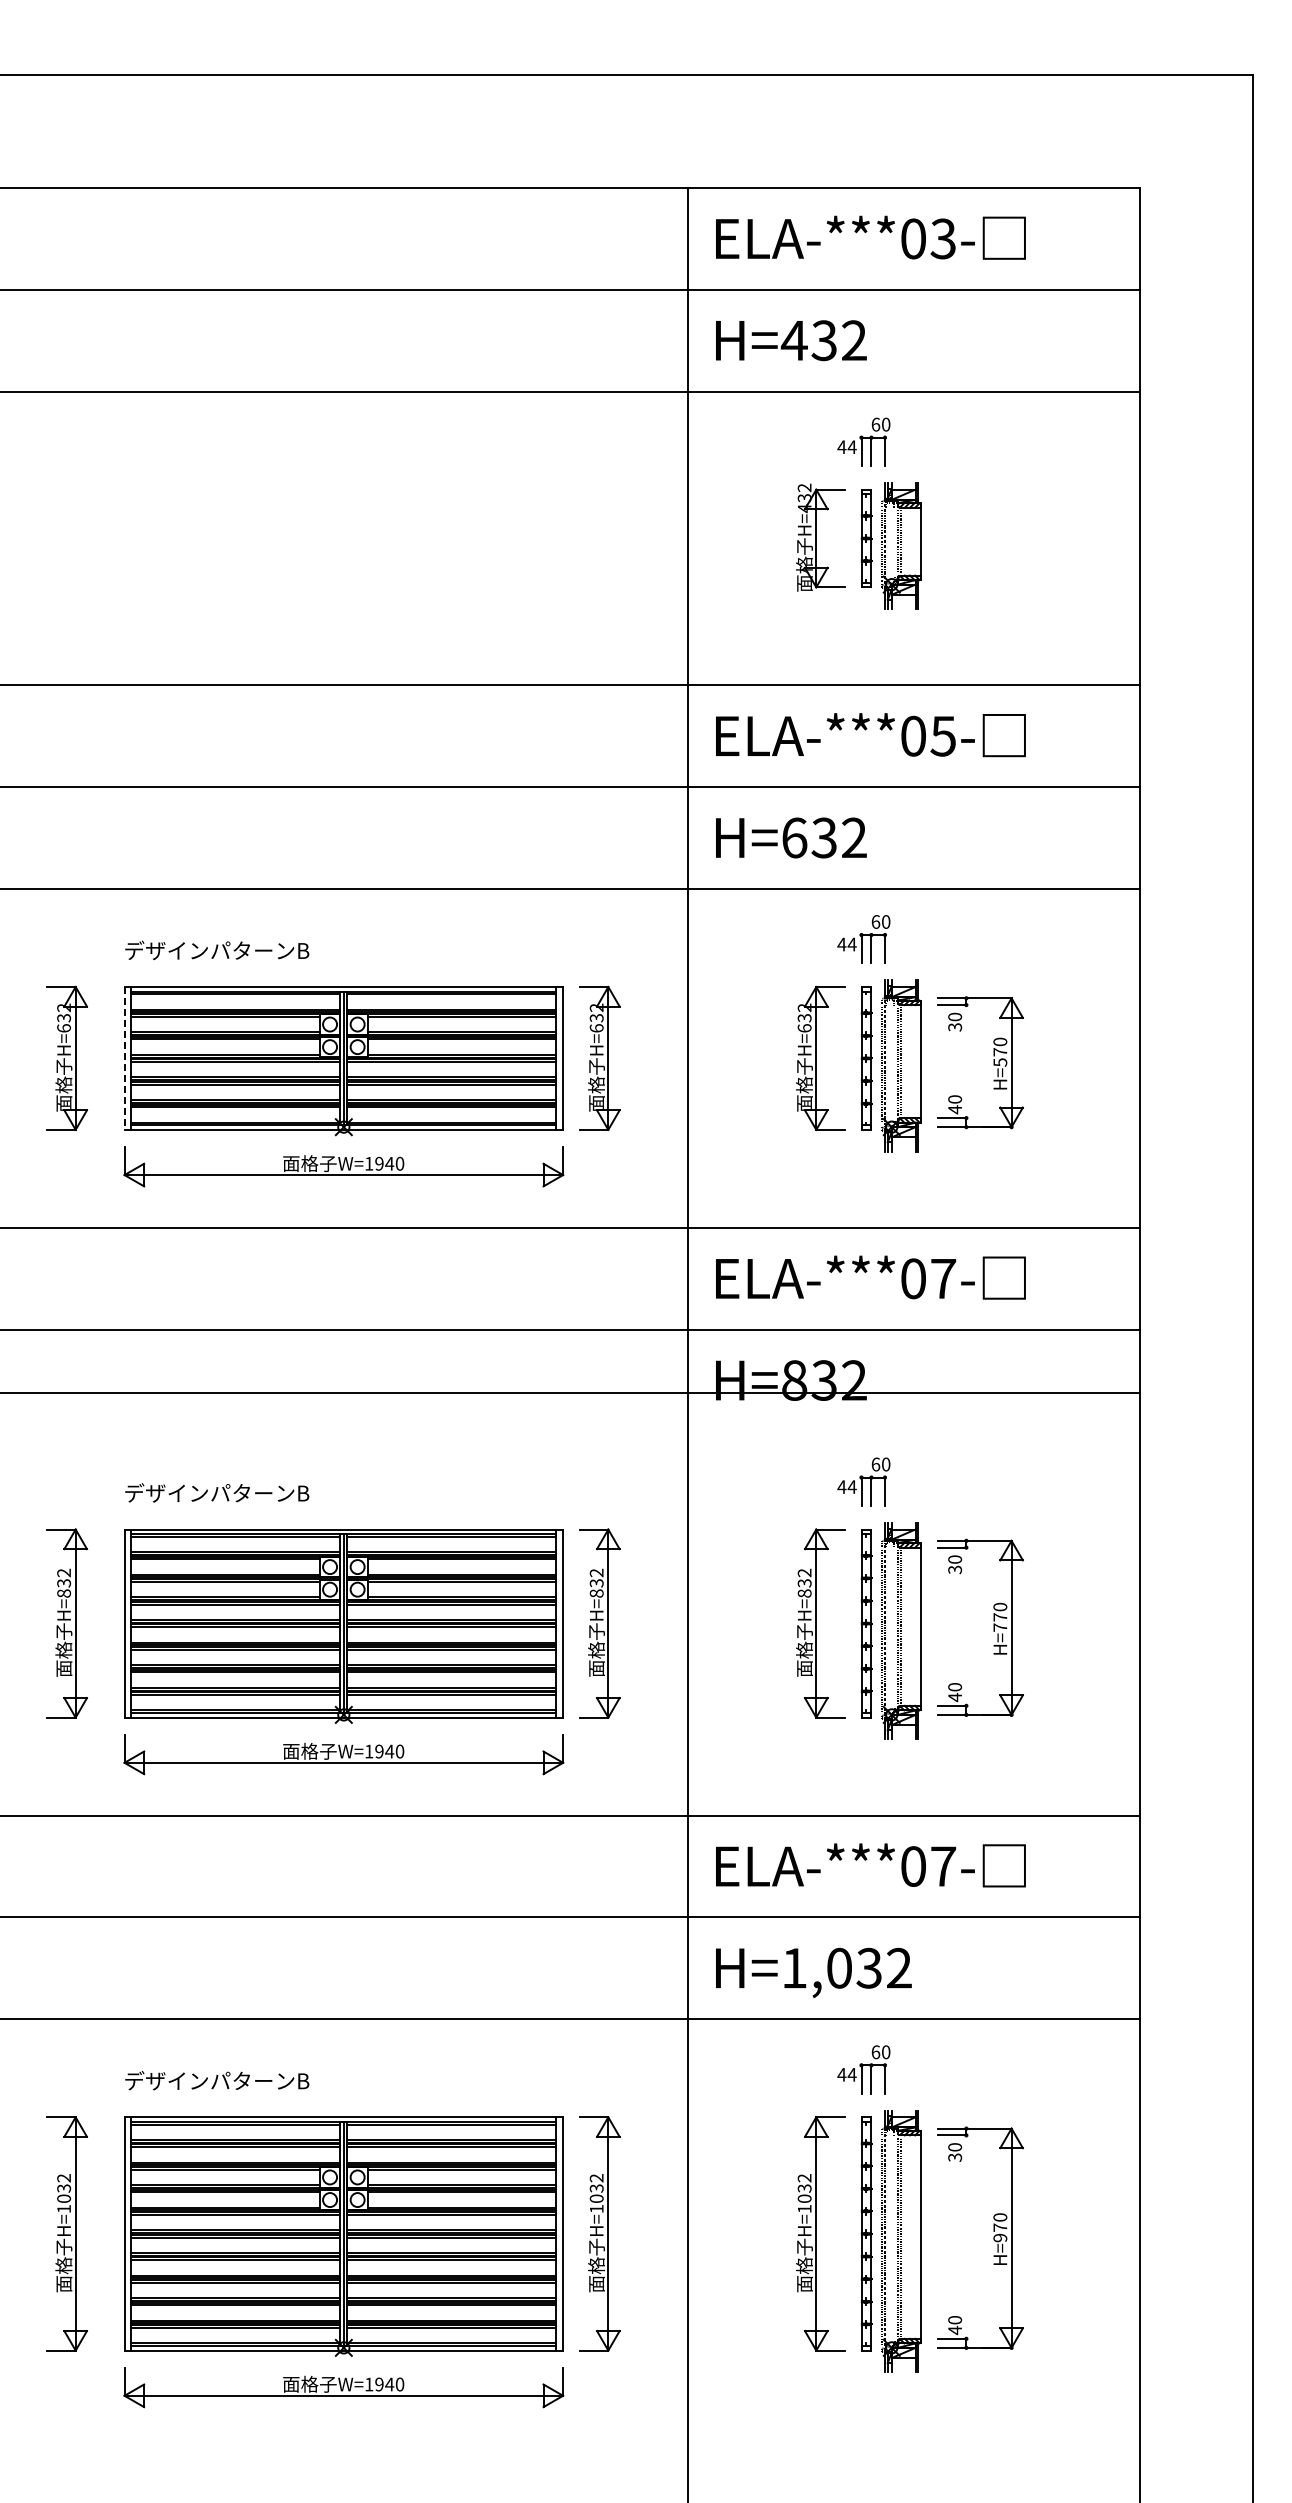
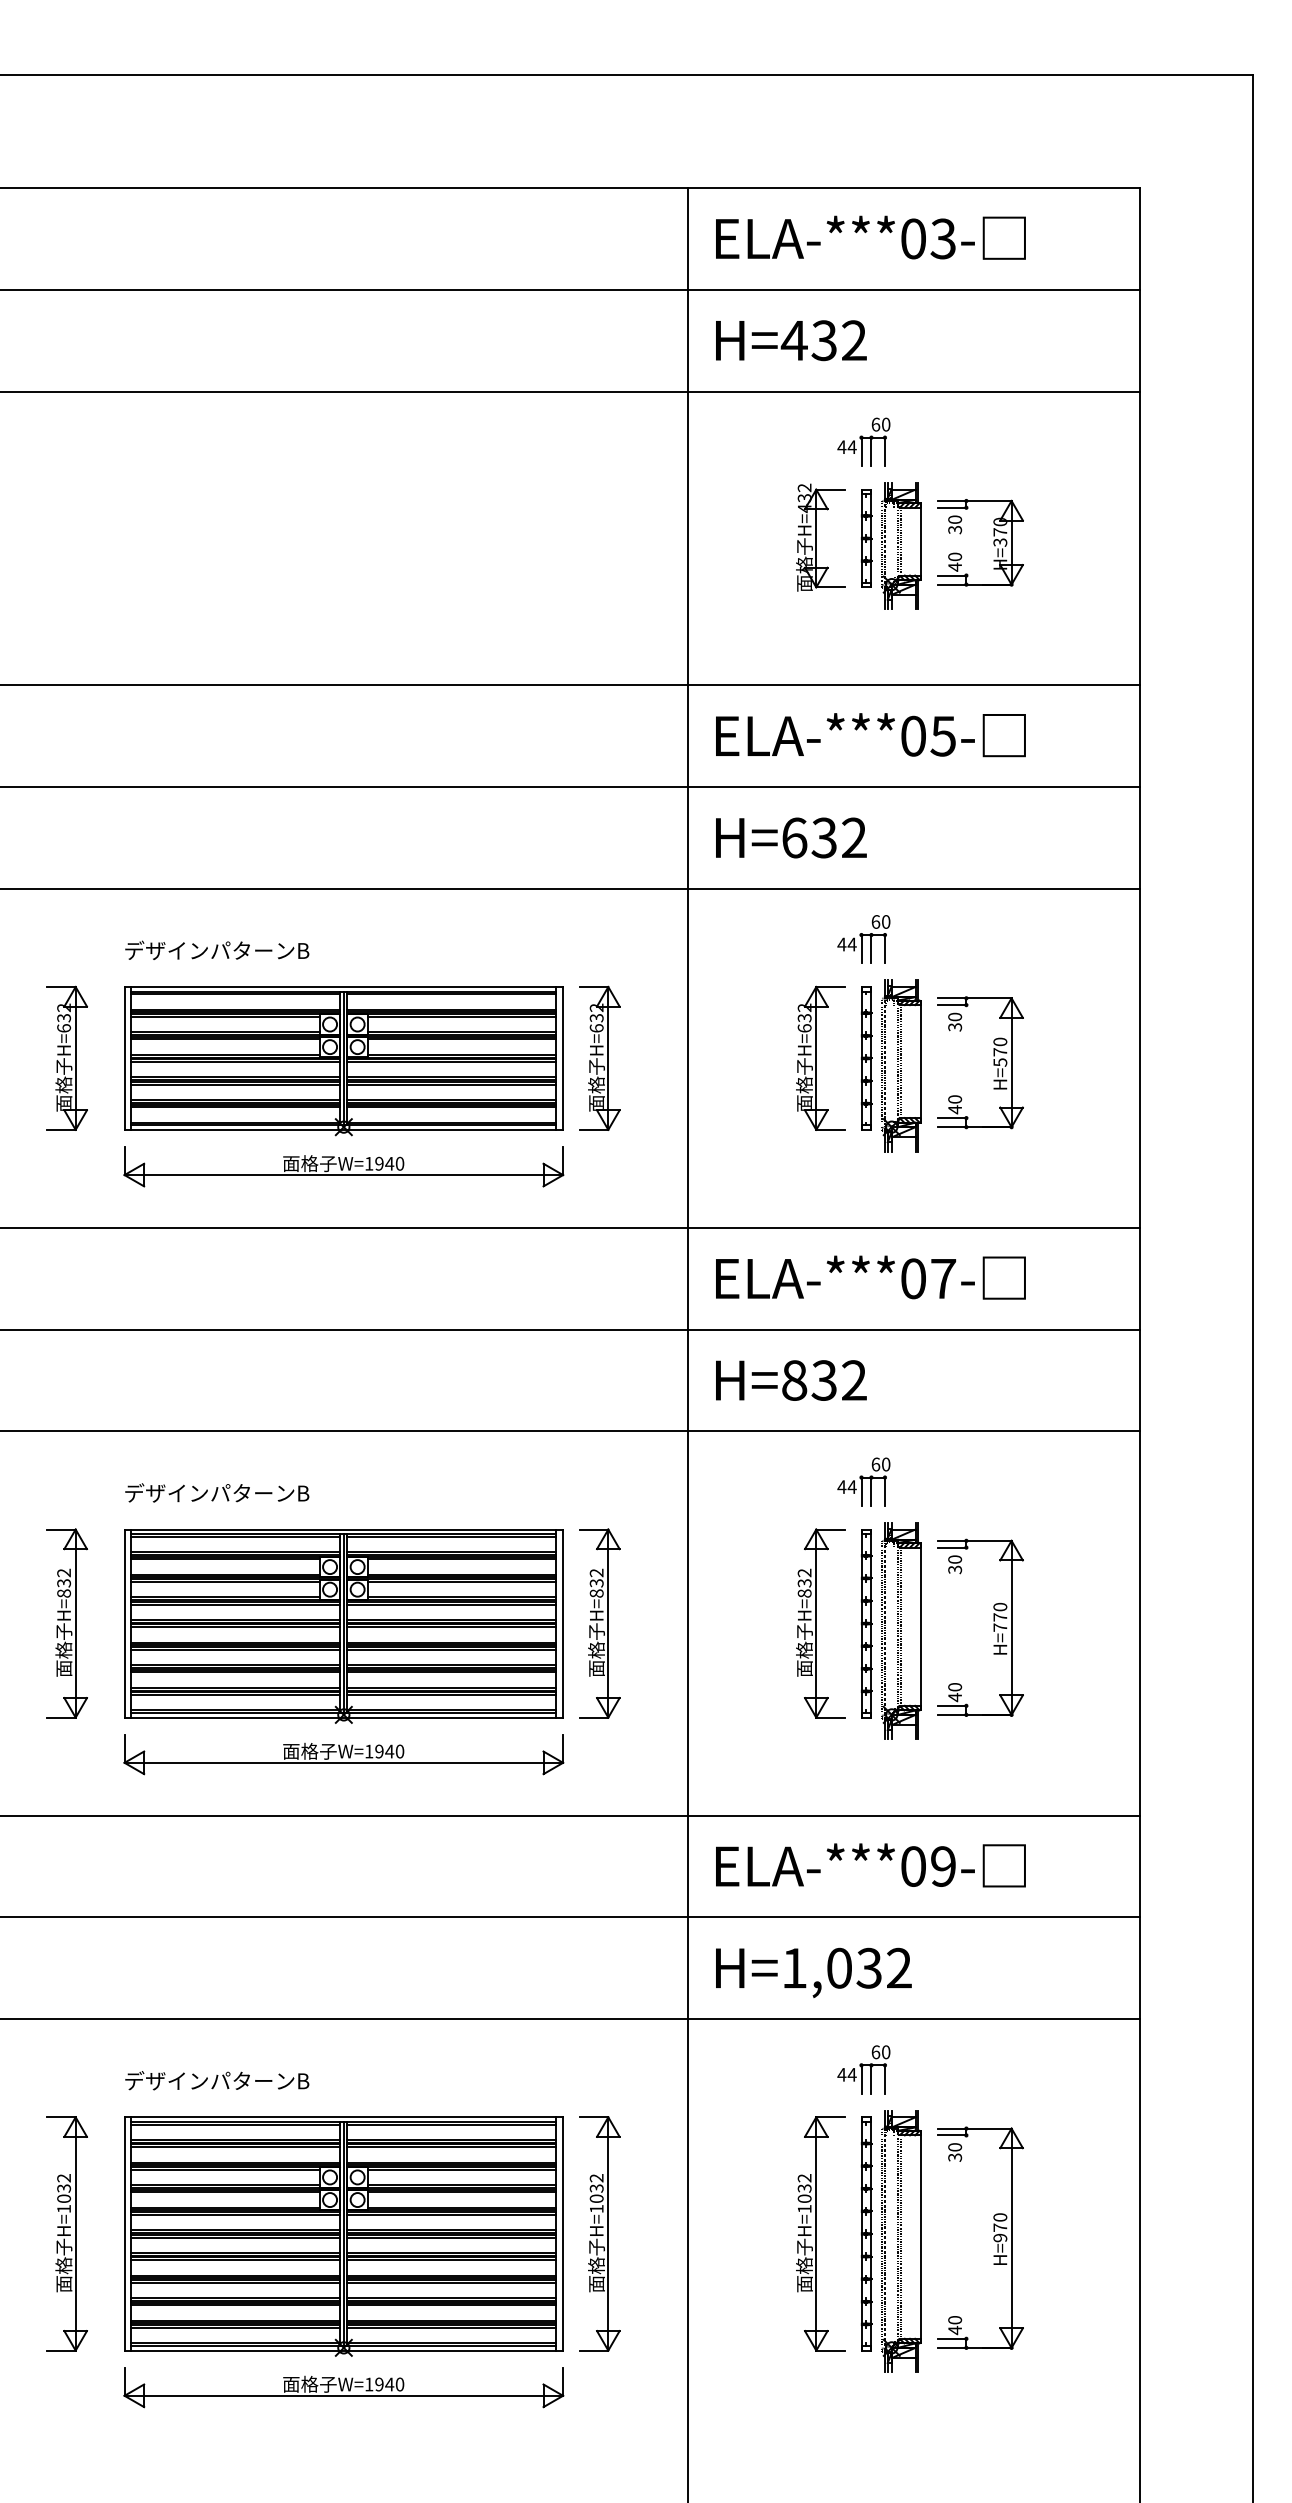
part: none -> present (993, 542)
line: dashed -> solid (124, 1058)
line position: (571, 1393) -> (571, 1431) (571, 1431)
text: ELA-***07- -> ELA-***09- (943, 1866)
